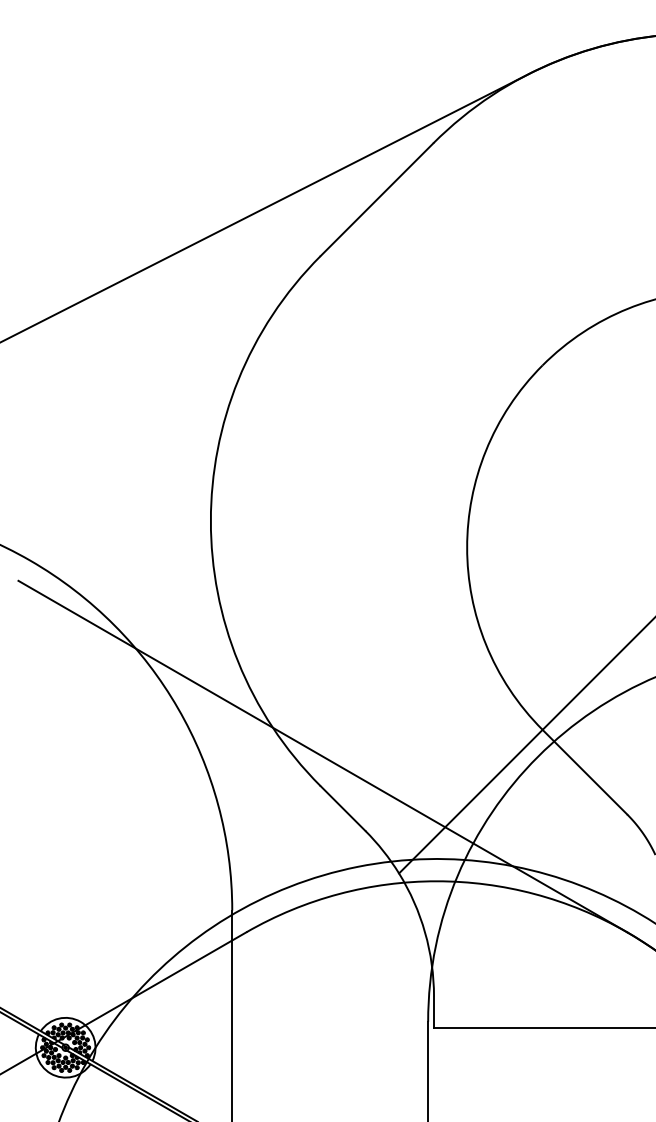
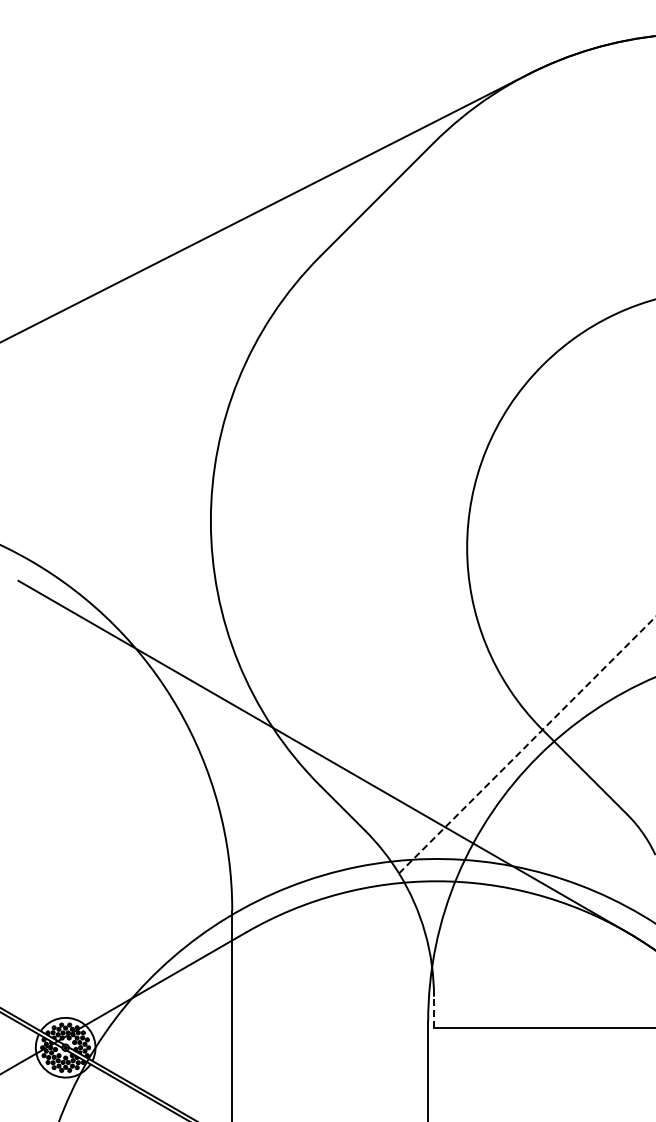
line: solid -> dashed (527, 744)
line: solid -> dashed (434, 1012)
